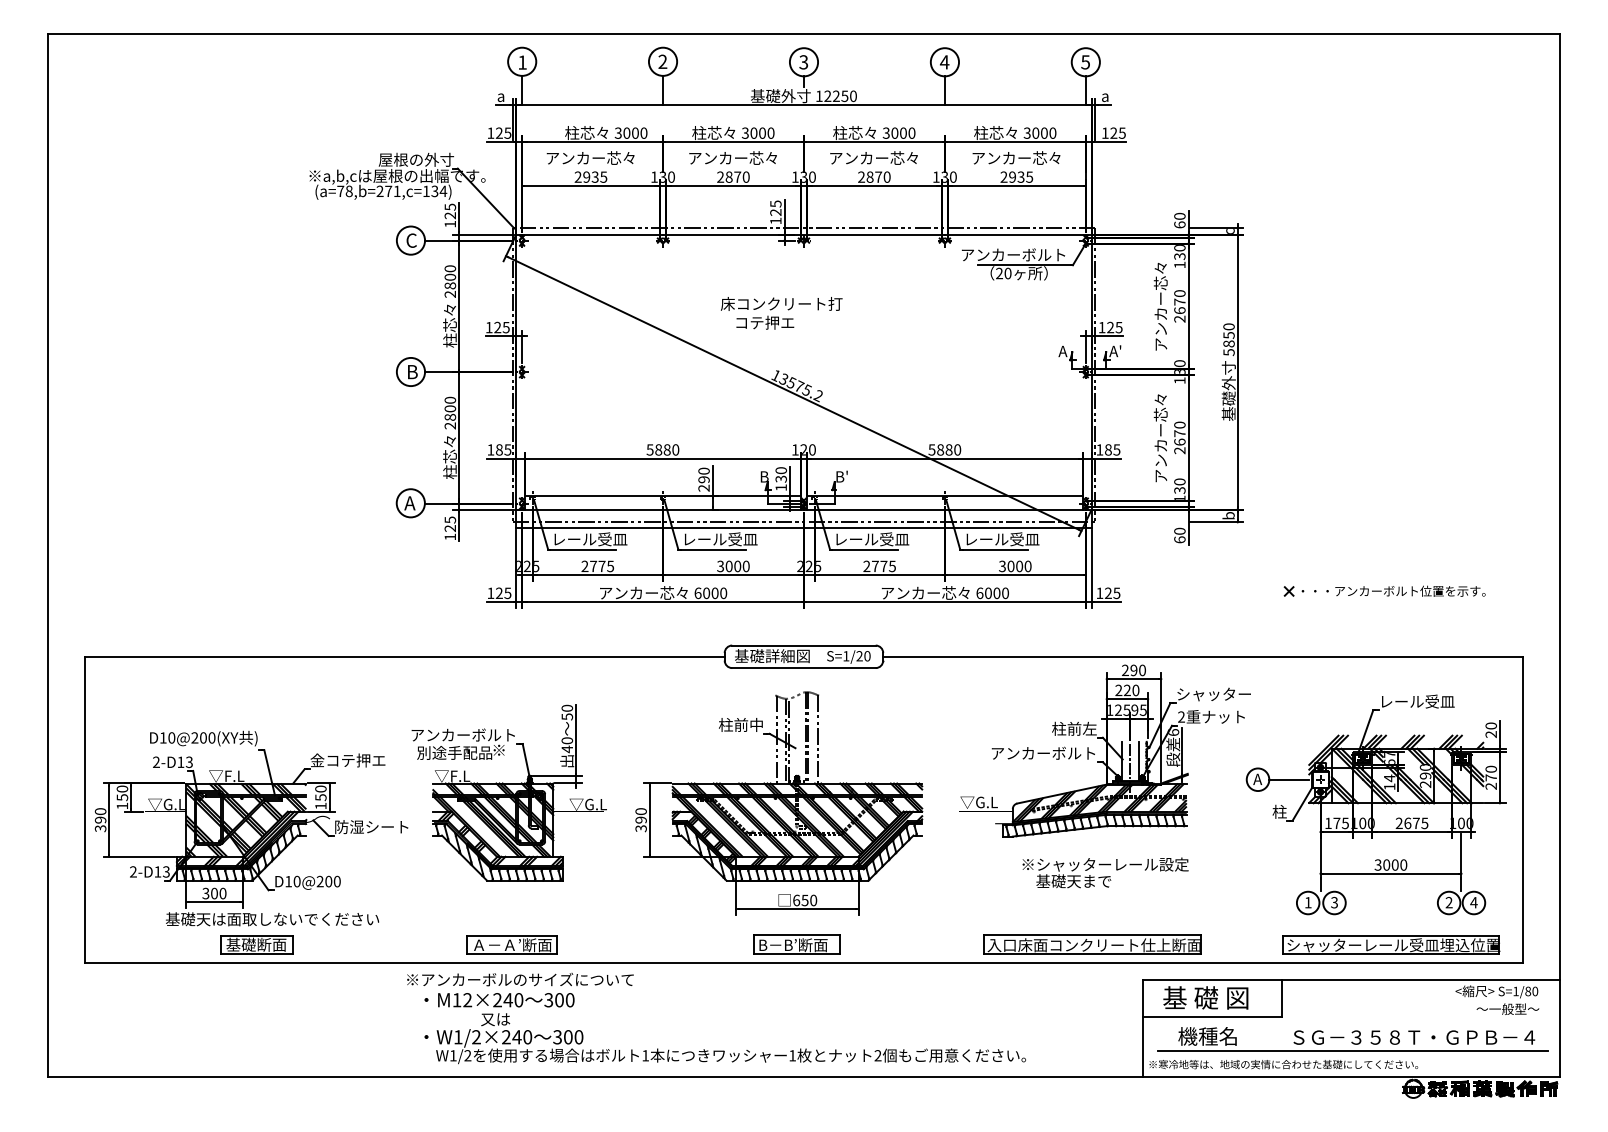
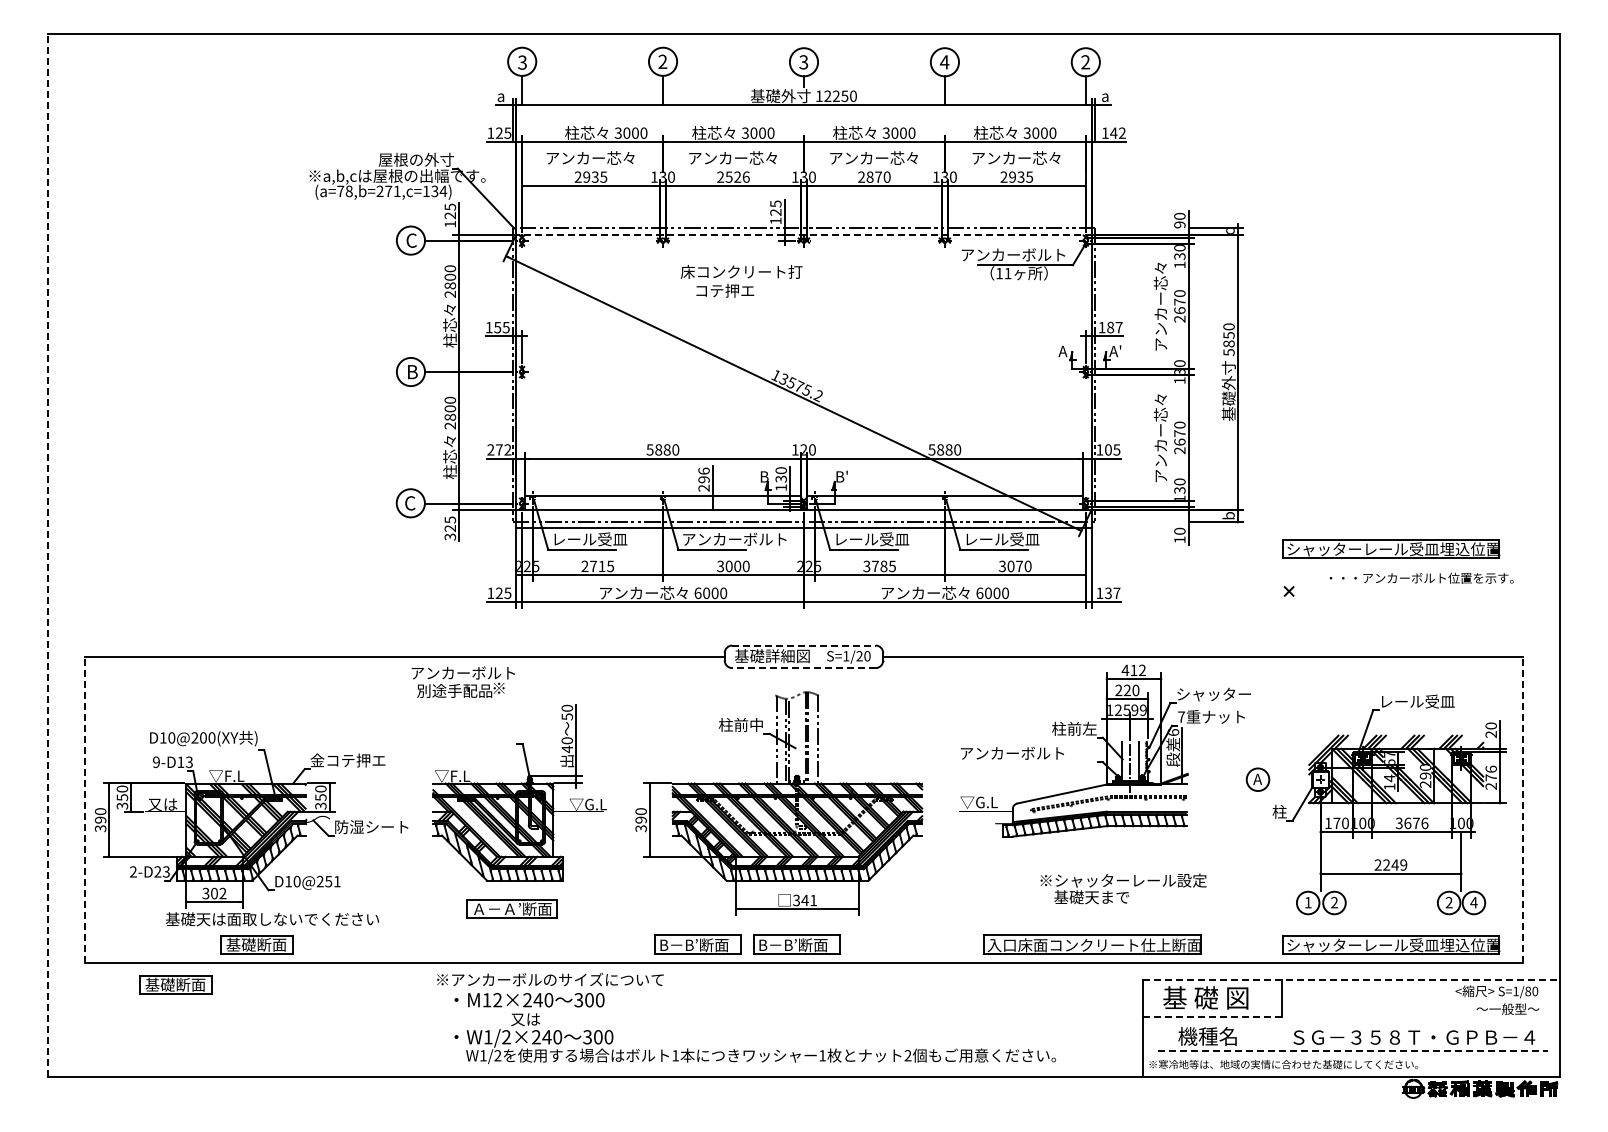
text: 1 -> 3 (522, 62)
text: 5 -> 2 (1085, 62)
text: 125 -> 142 (1117, 132)
text: 2870 -> 2526 (737, 176)
text: 60 -> 90 (1179, 224)
line: solid -> dashed (803, 234)
text: 20 -> 11 (1003, 273)
text position: (781, 313) -> (741, 281) (741, 281)
text: 125 -> 155 (497, 327)
text: 125 -> 187 (1114, 327)
text: 185 -> 272 (499, 449)
text: 185 -> 105 (1108, 449)
text: 290 -> 296 (703, 470)
text: A -> C (409, 503)
text: 125 -> 325 (450, 536)
text: レール受皿 -> アンカーボルト (734, 539)
text: 60 -> 10 (1179, 539)
part: none -> present (1391, 548)
line: solid -> dashed (48, 555)
text: 2775 -> 2715 (601, 566)
text: 2775 -> 3785 (875, 566)
text: 3000 -> 3070 (1019, 566)
text position: (1393, 590) -> (1421, 577) (1421, 577)
text: 125 -> 137 (1112, 593)
line: solid -> dashed (803, 645)
line: solid -> dashed (803, 668)
text: 290 -> 412 (1133, 670)
text: 95 -> 99 (1142, 709)
text: 2 -> 7 (1181, 716)
text position: (462, 743) -> (462, 681) (462, 681)
text position: (1042, 752) -> (1011, 752) (1011, 752)
text: 2-D13 -> 9-D13 (156, 762)
text: 270 -> 276 (1490, 768)
line: present -> none (1289, 779)
hatch: present -> none (1099, 802)
text: ▽G.L -> 又は (166, 804)
text: 150 -> 350 (122, 805)
text: 150 -> 350 (320, 805)
line: solid -> dashed (85, 809)
line: solid -> dashed (1522, 809)
text: 175 -> 170 (1344, 823)
text: 2675 -> 3676 (1411, 823)
text: 3000 -> 2249 (1390, 864)
text: 2-D13 -> 2-D23 (157, 871)
text position: (1105, 872) -> (1123, 888) (1123, 888)
text: D10@200 -> D10@251 (332, 881)
text: 300 -> 302 (222, 893)
text: 650 -> 341 (805, 900)
text: 3 -> 2 (1334, 902)
part position: (511, 944) -> (511, 908) (511, 908)
part: none -> present (697, 944)
line: solid -> dashed (1351, 979)
part: none -> present (175, 984)
line: solid -> dashed (1212, 1017)
text position: (716, 1018) -> (746, 1018) (746, 1018)
line: solid -> dashed (1353, 1051)
